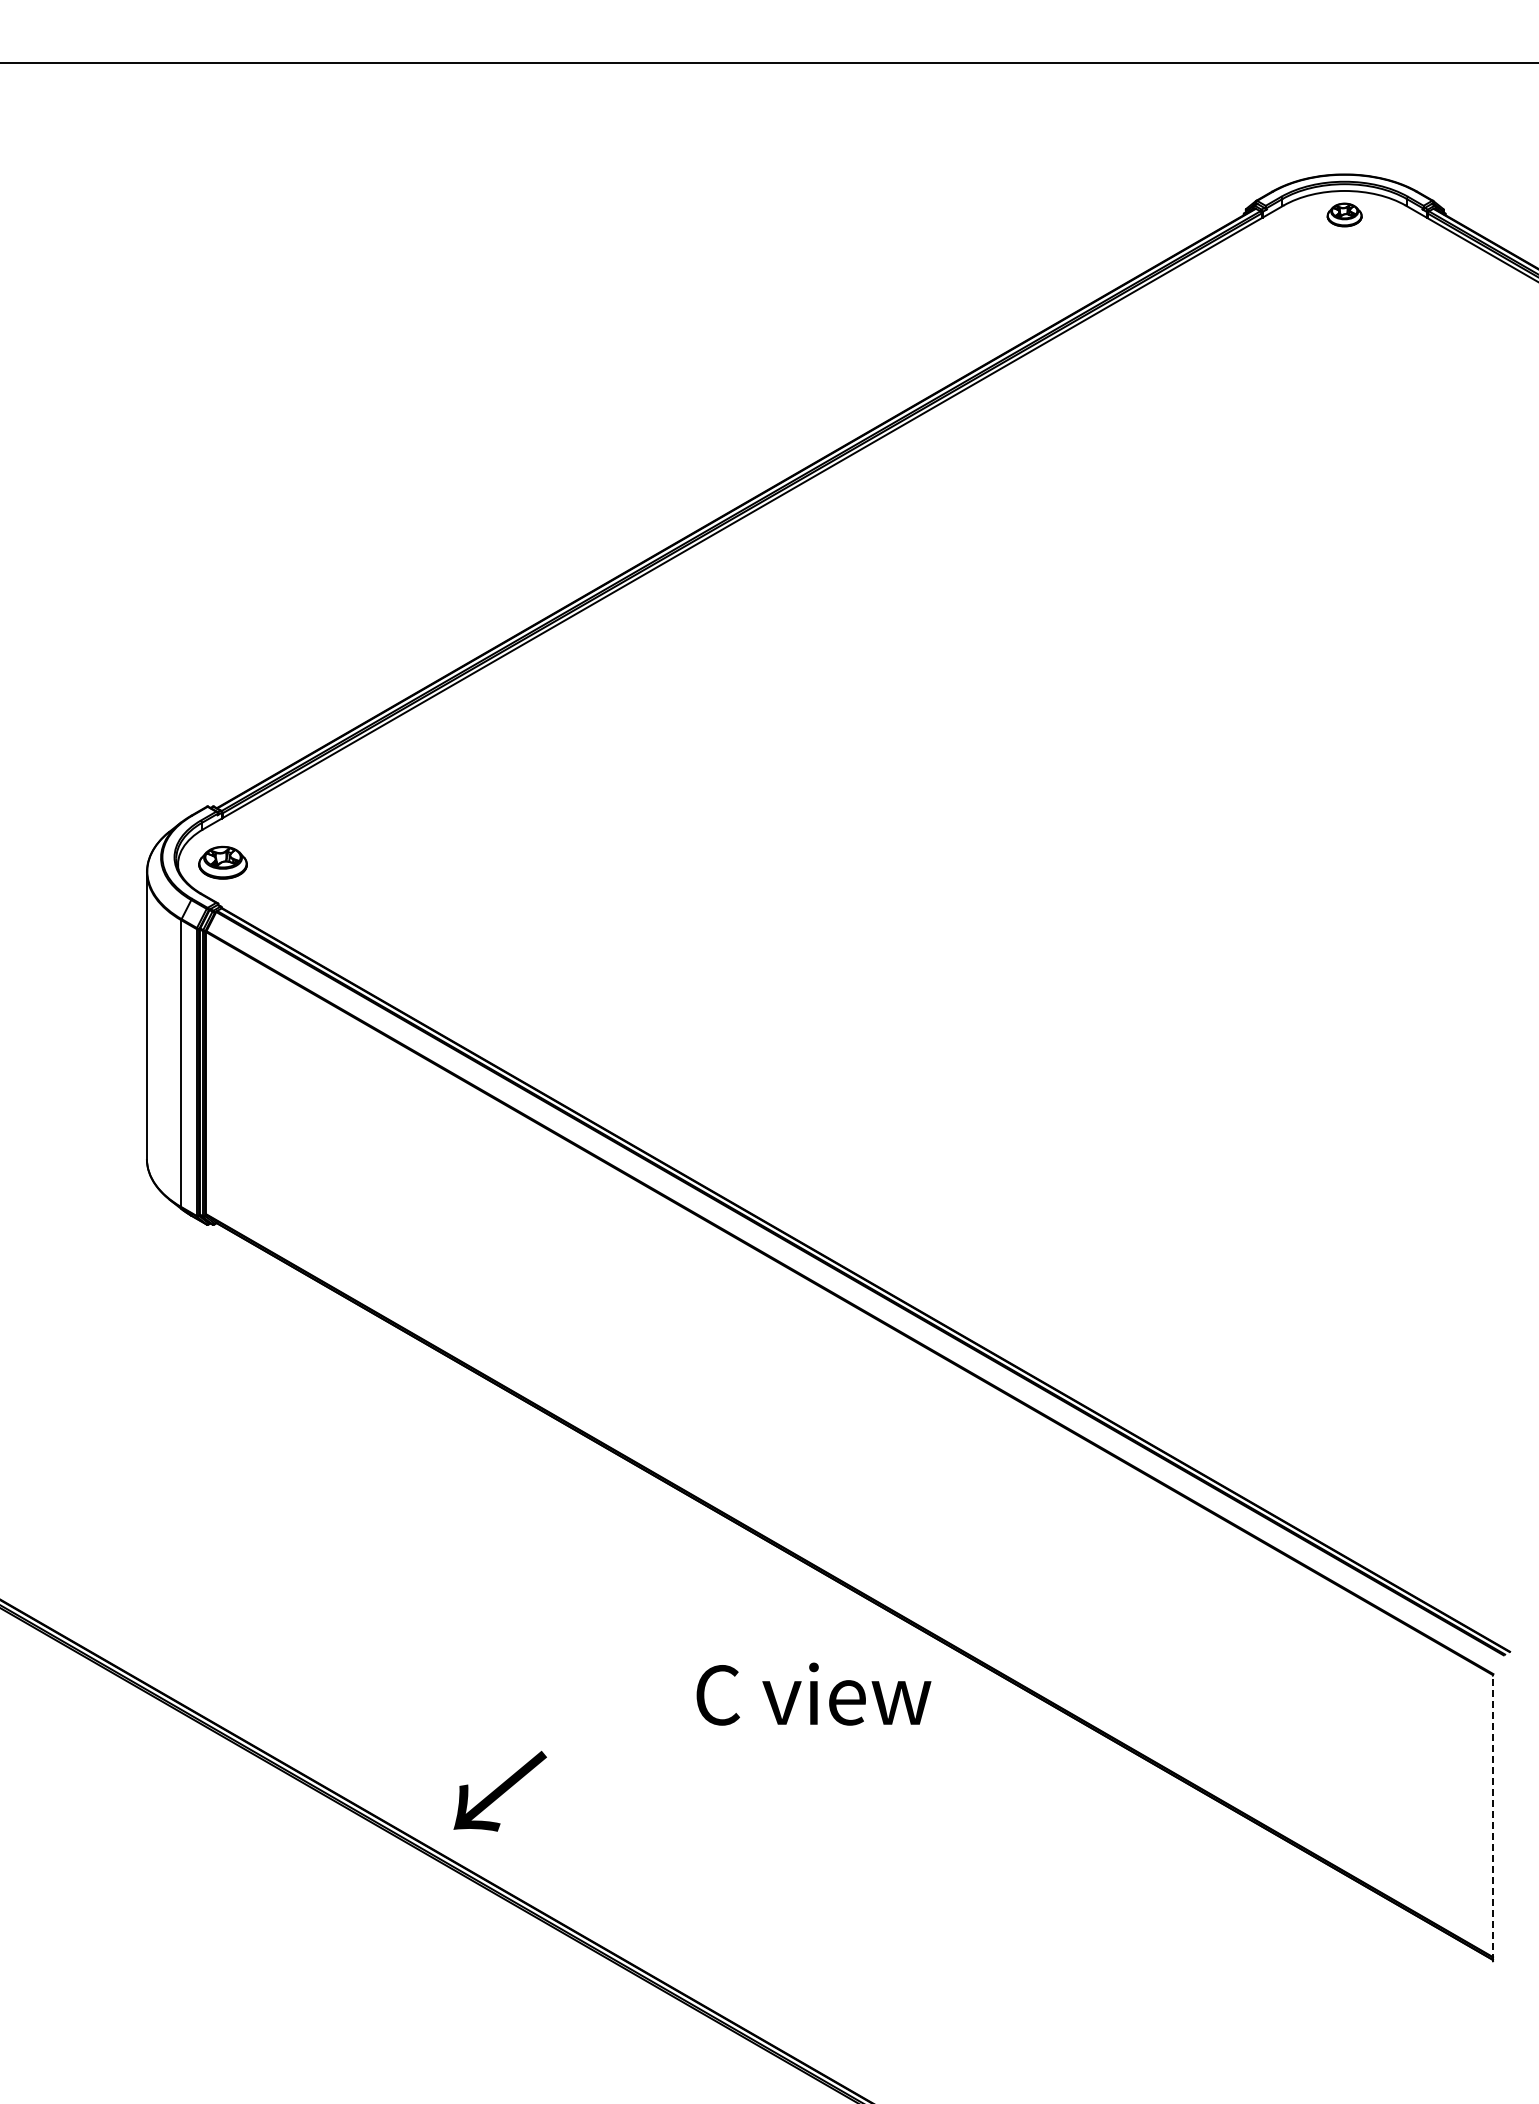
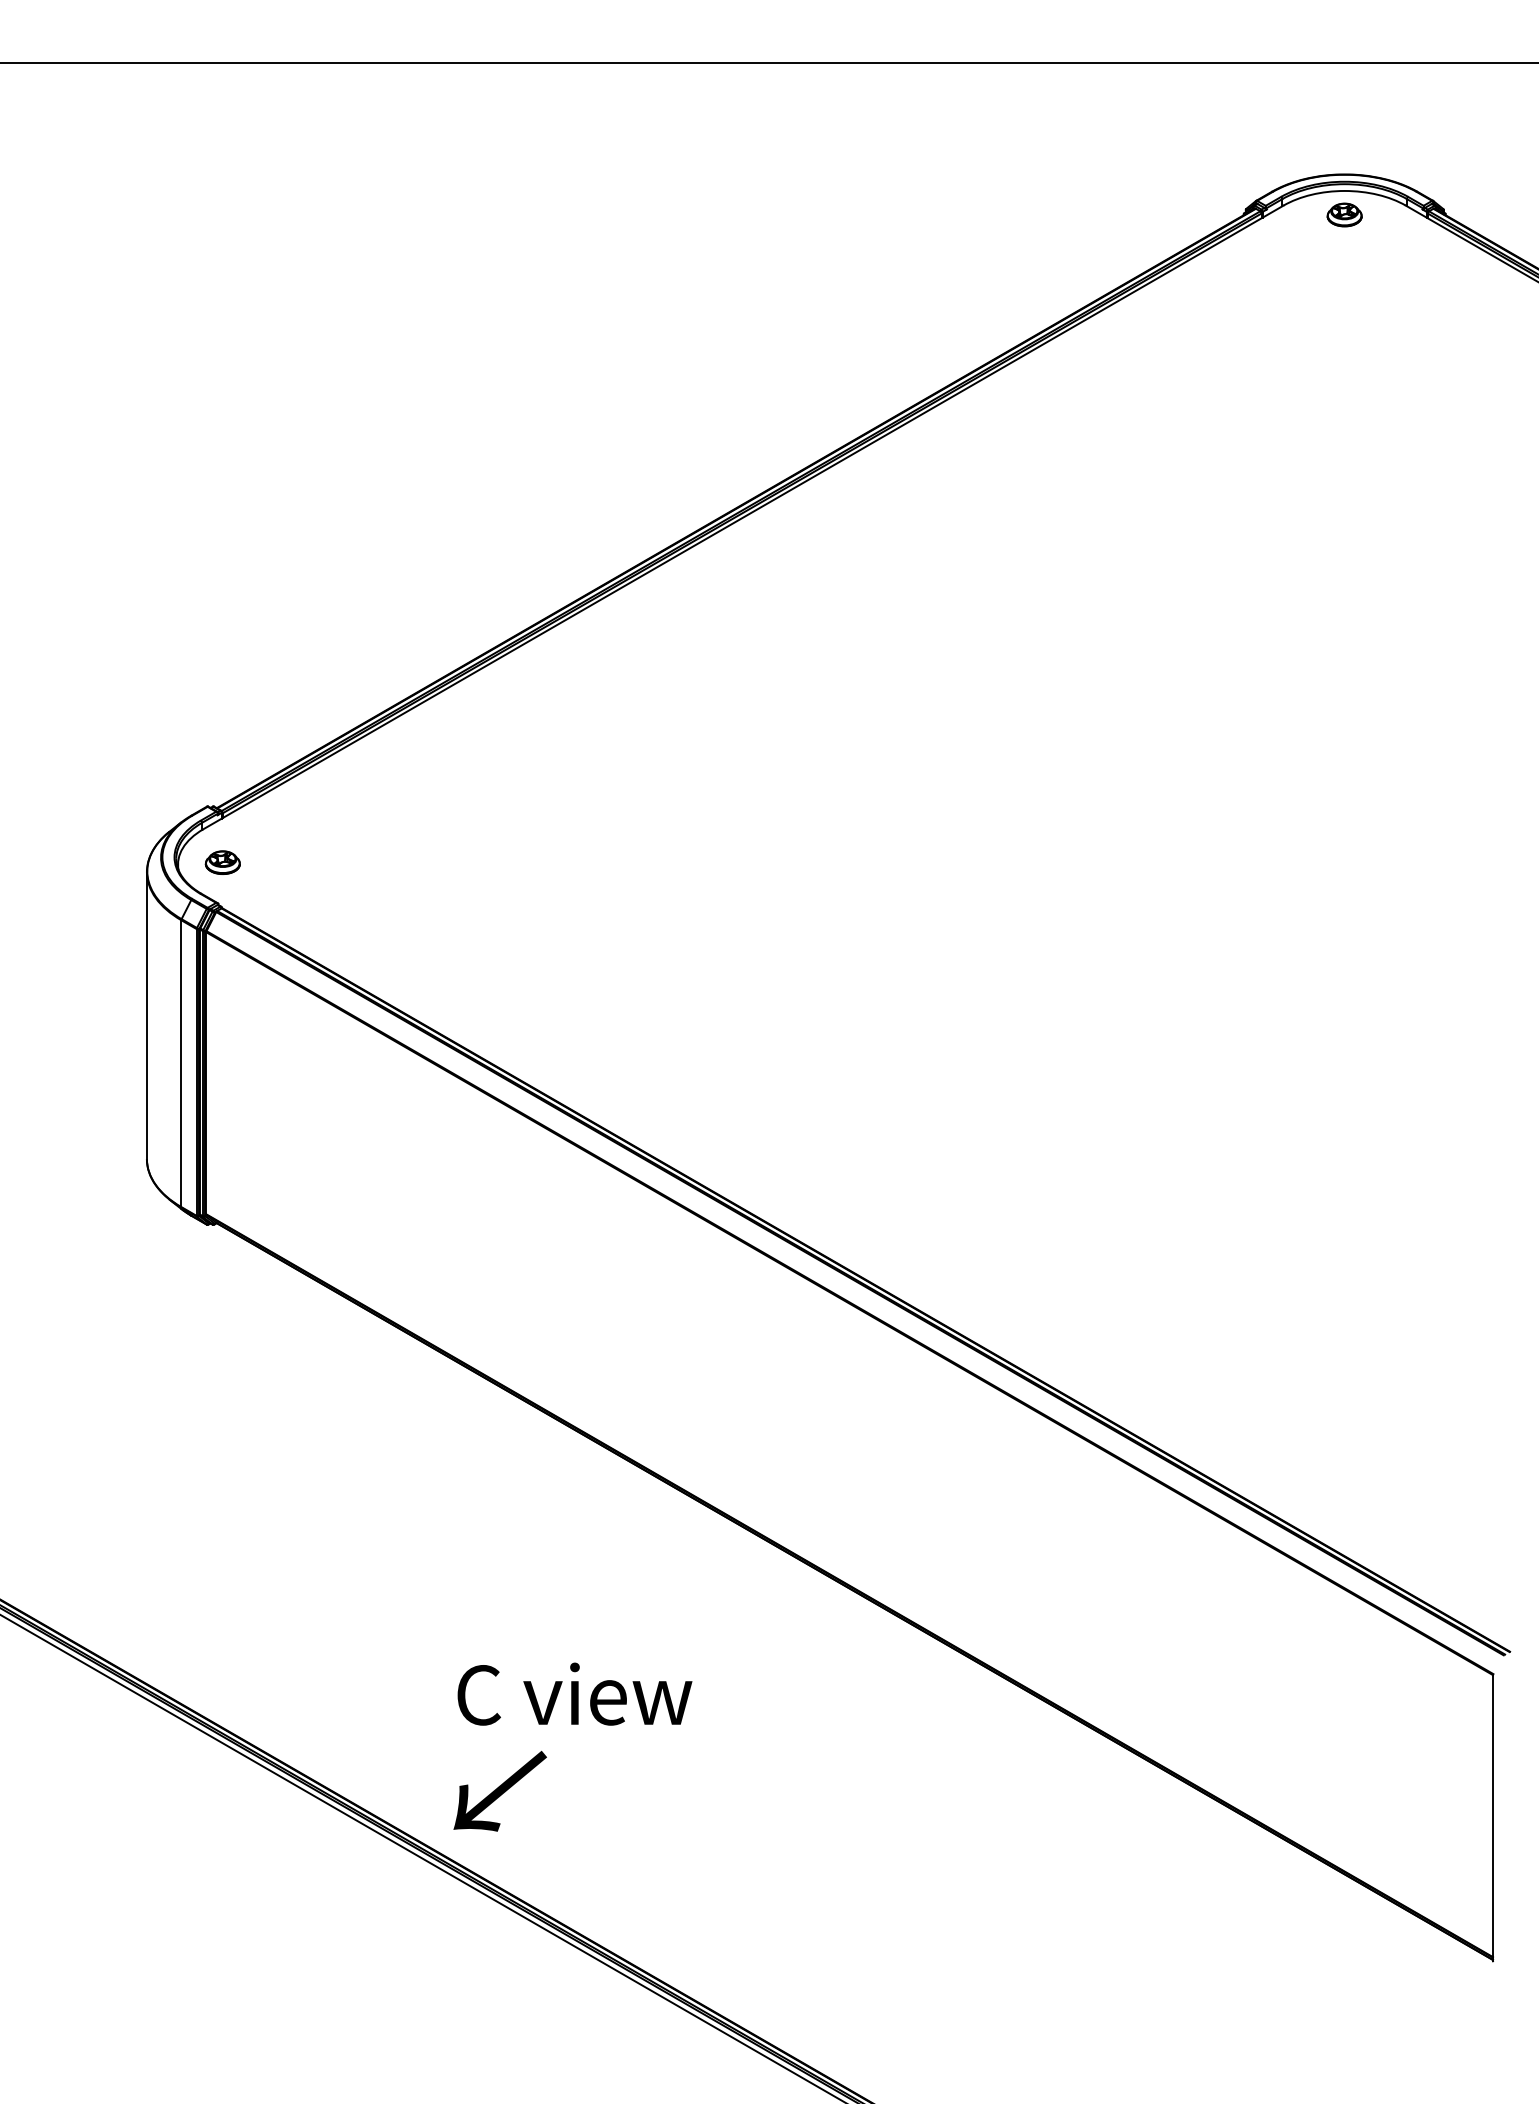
part size: 50x35 px -> 37x25 px (222, 862)
text position: (813, 1693) -> (574, 1693) (574, 1693)
line: dashed -> solid (1492, 1818)
line: none -> present (421, 1857)
